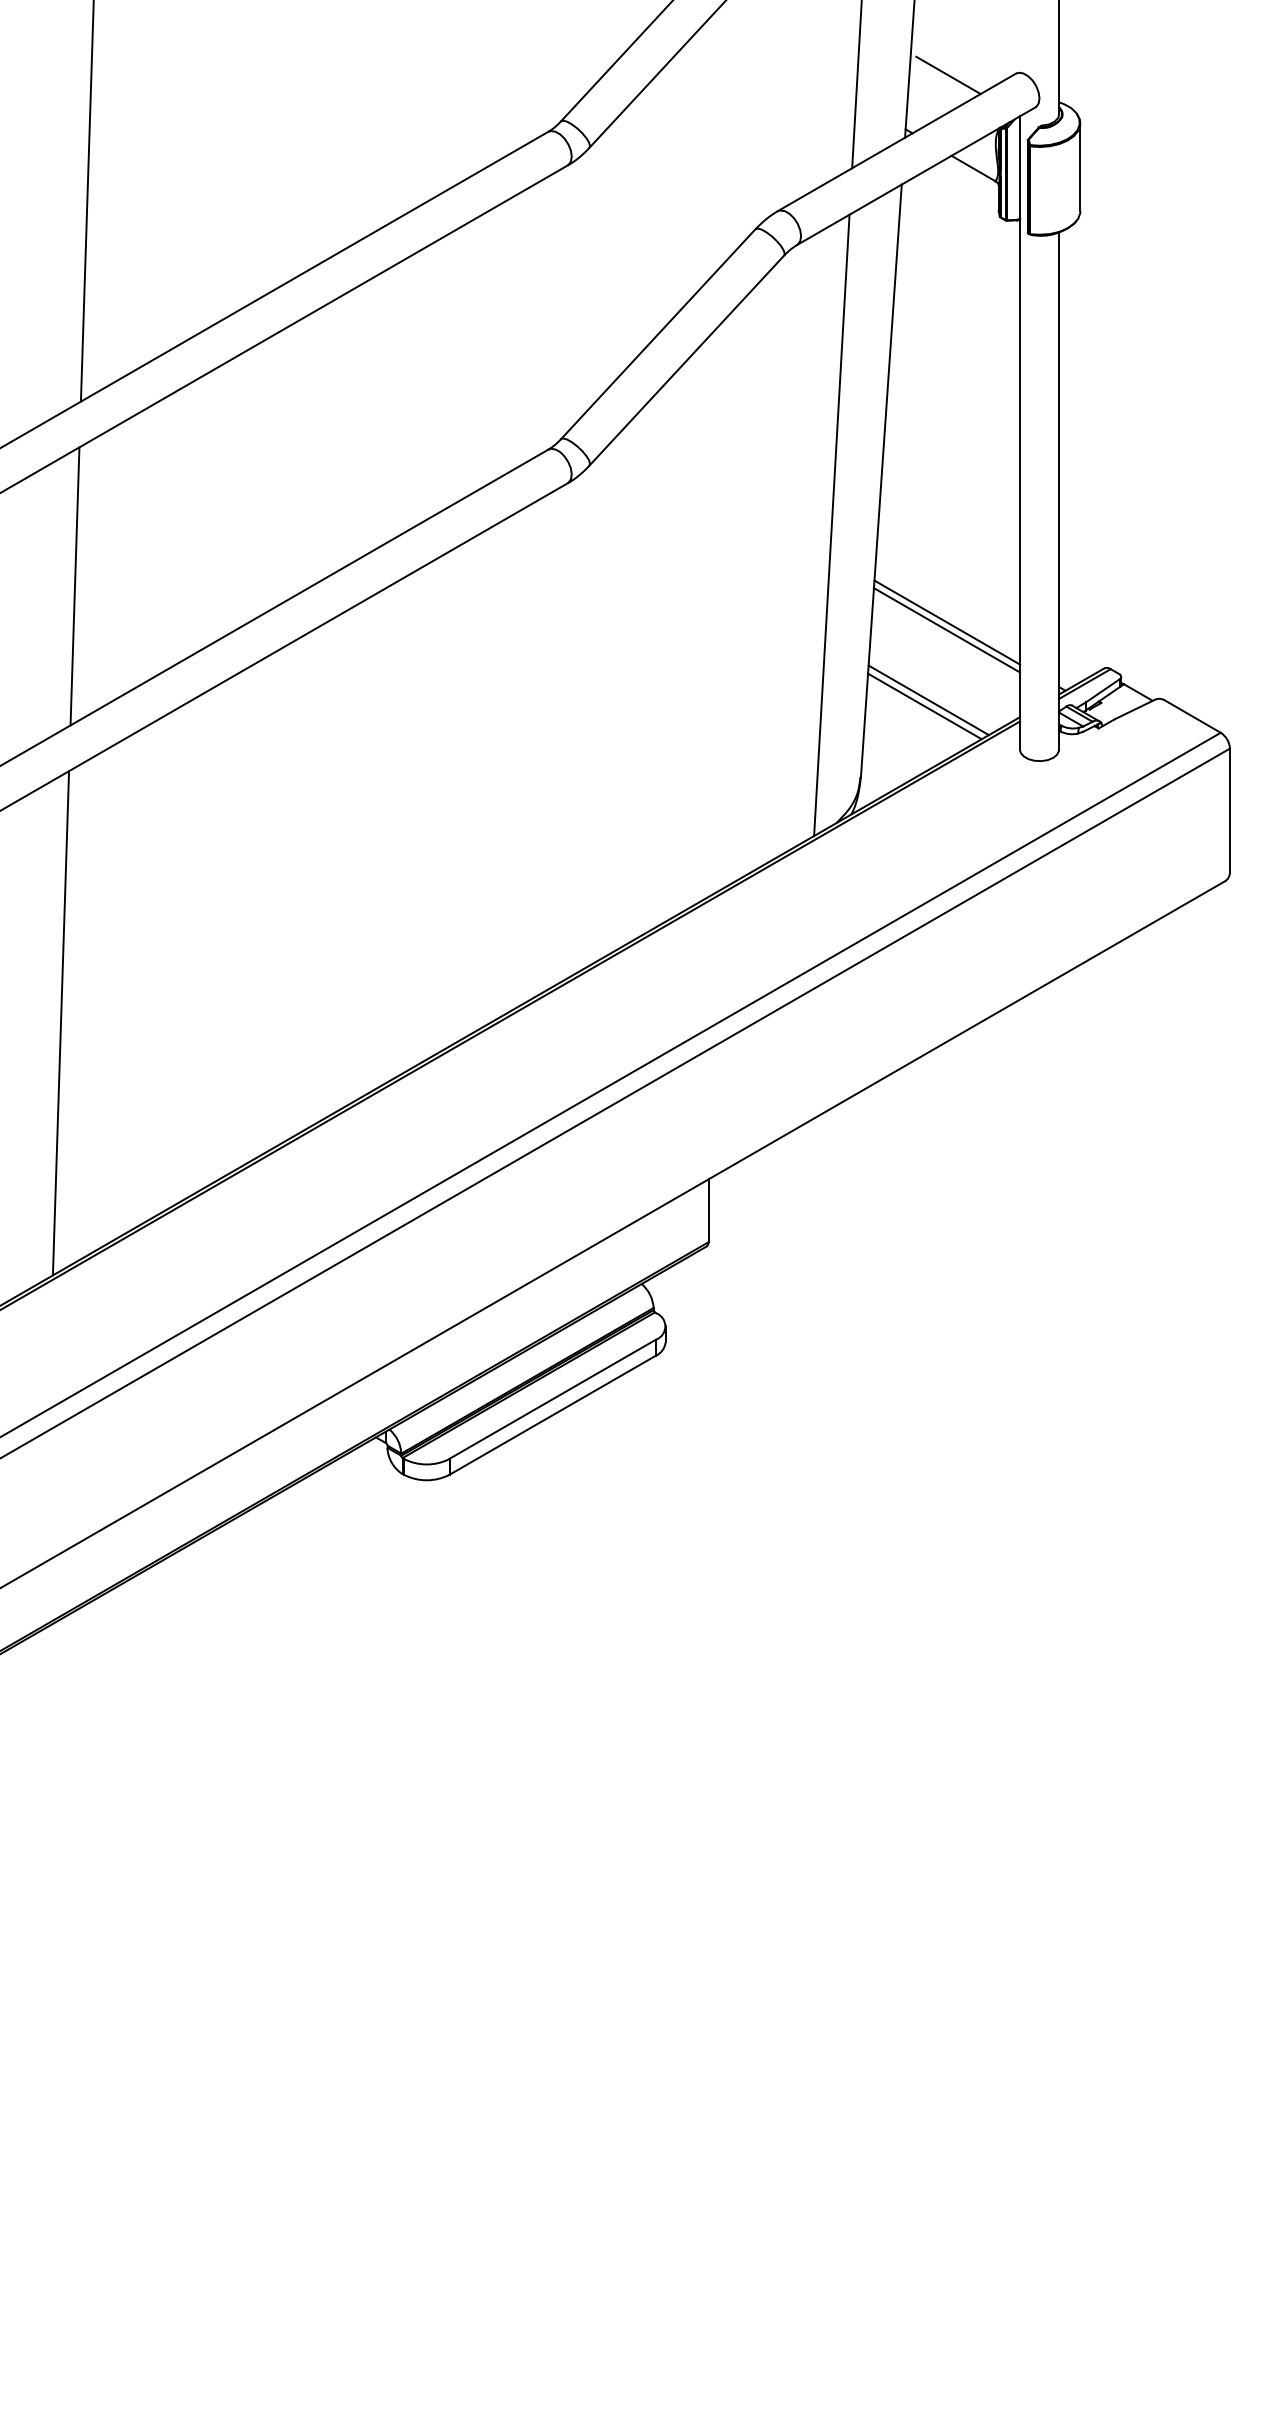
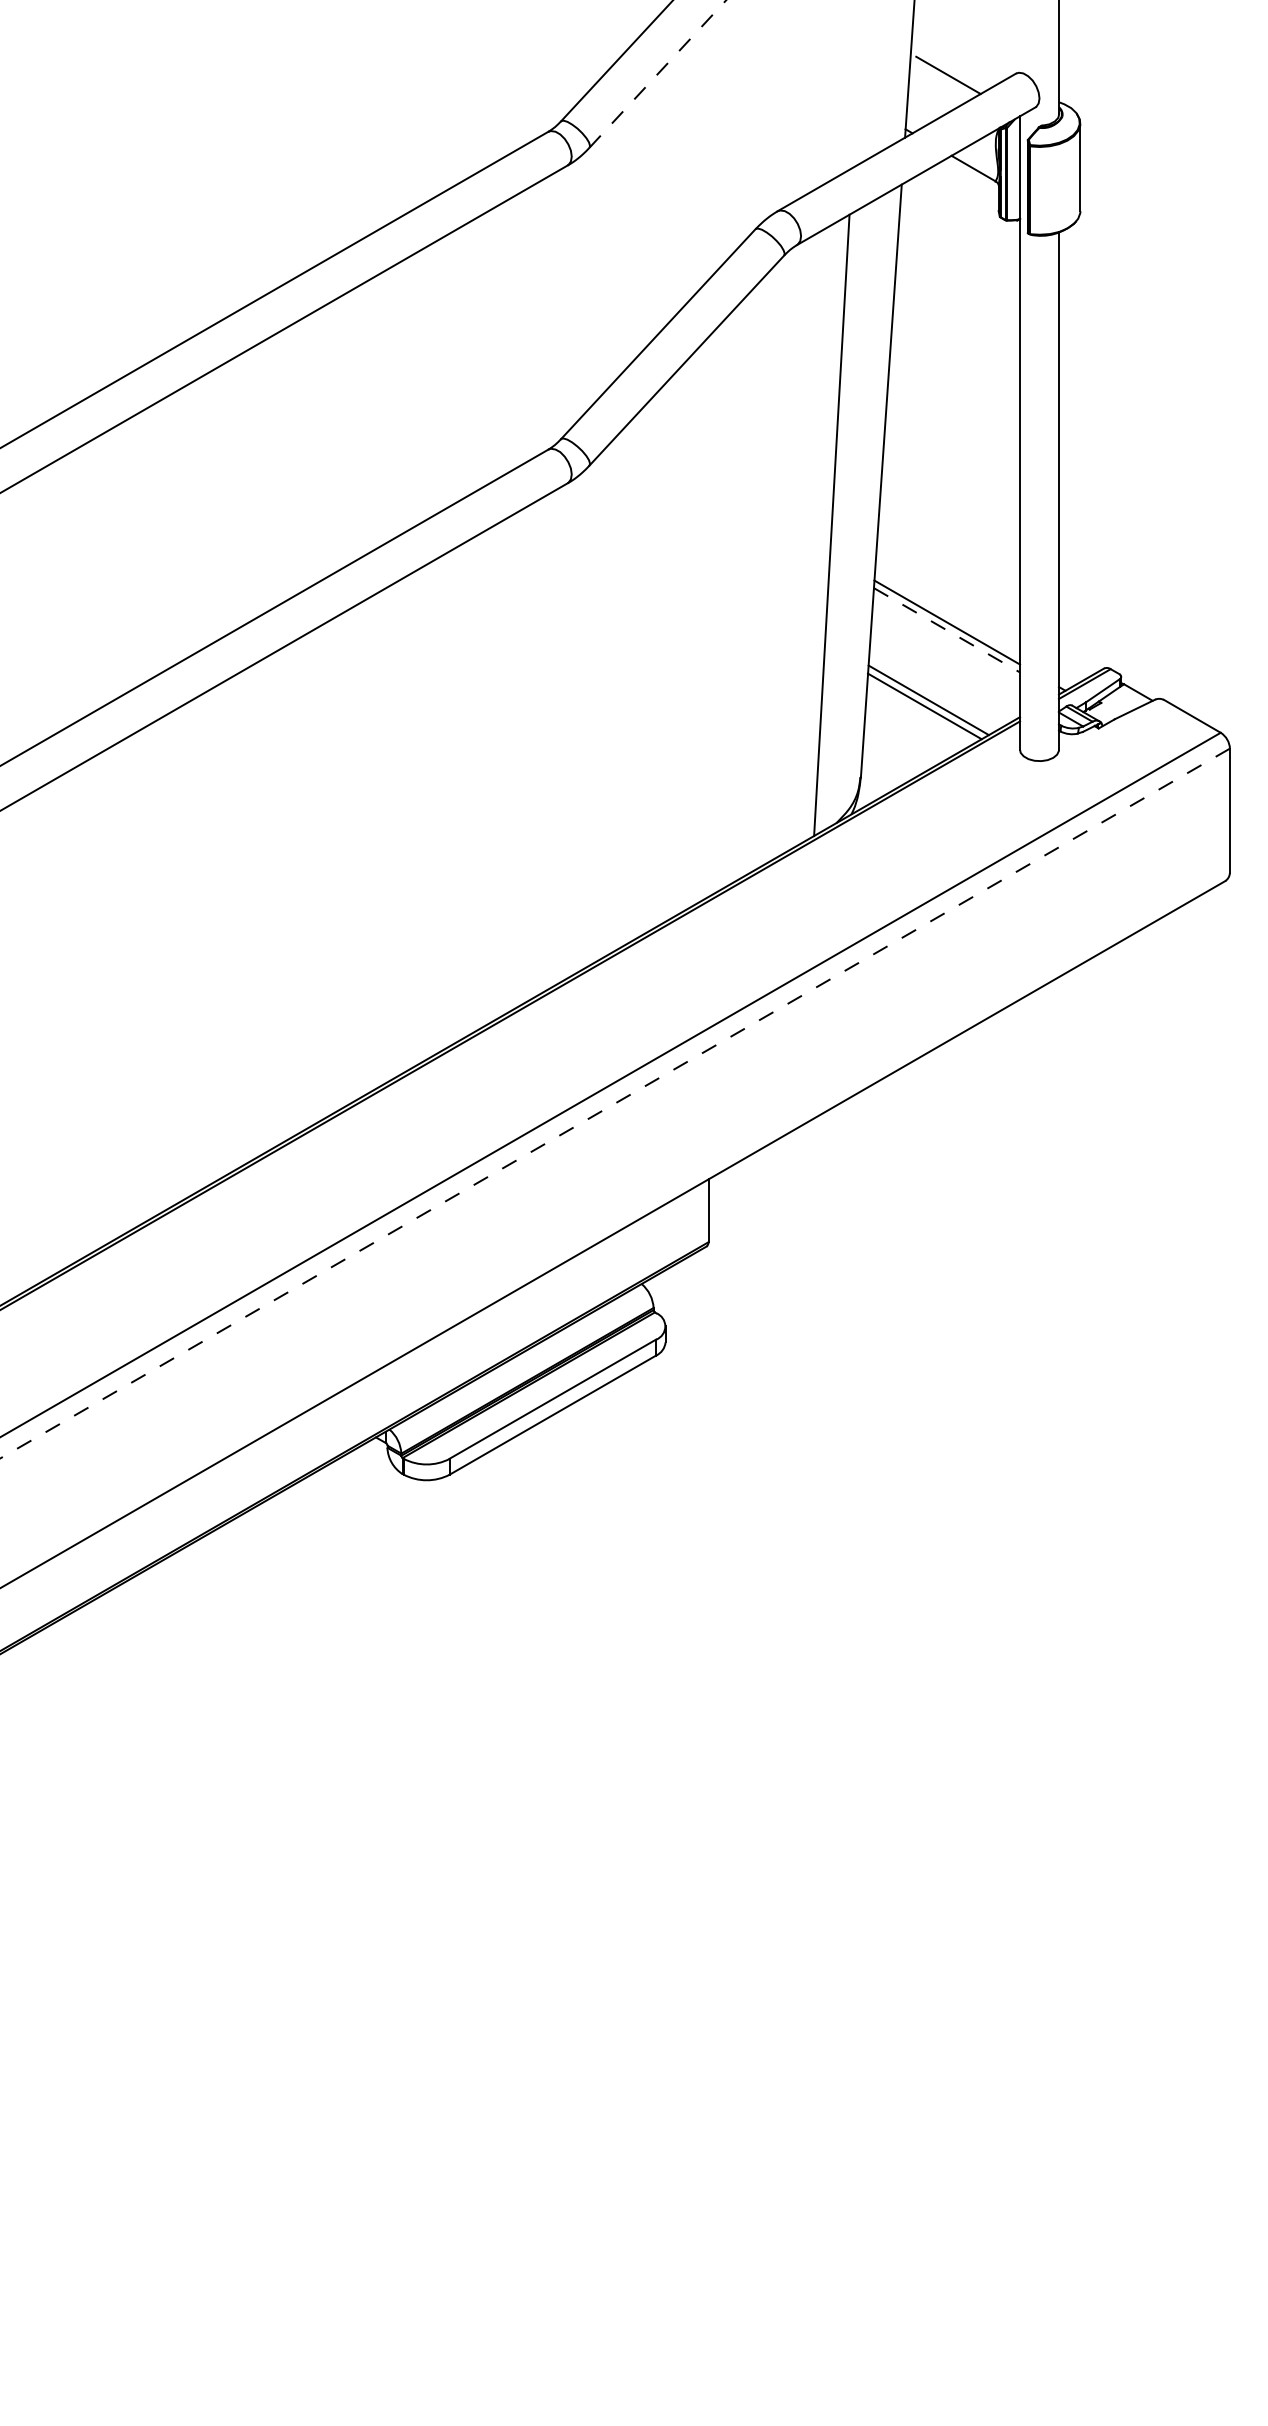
line: solid -> dashed (658, 73)
line: present -> none (856, 85)
line: present -> none (86, 201)
line: present -> none (74, 586)
line: solid -> dashed (947, 630)
line: present -> none (60, 1023)
line: solid -> dashed (615, 1103)
